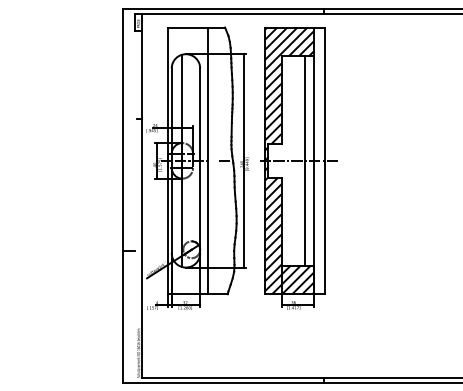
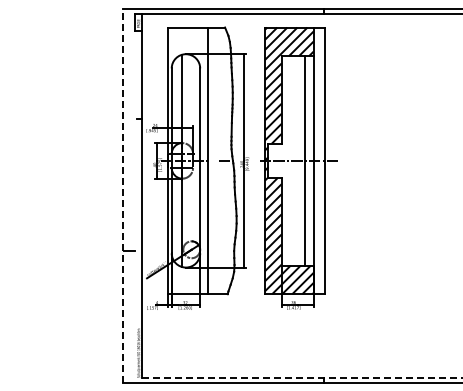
line: solid -> dashed (123, 196)
line: solid -> dashed (302, 378)
